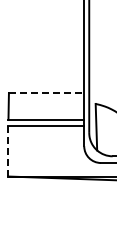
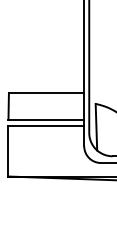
line: dashed -> solid (46, 92)
line: dashed -> solid (8, 151)
